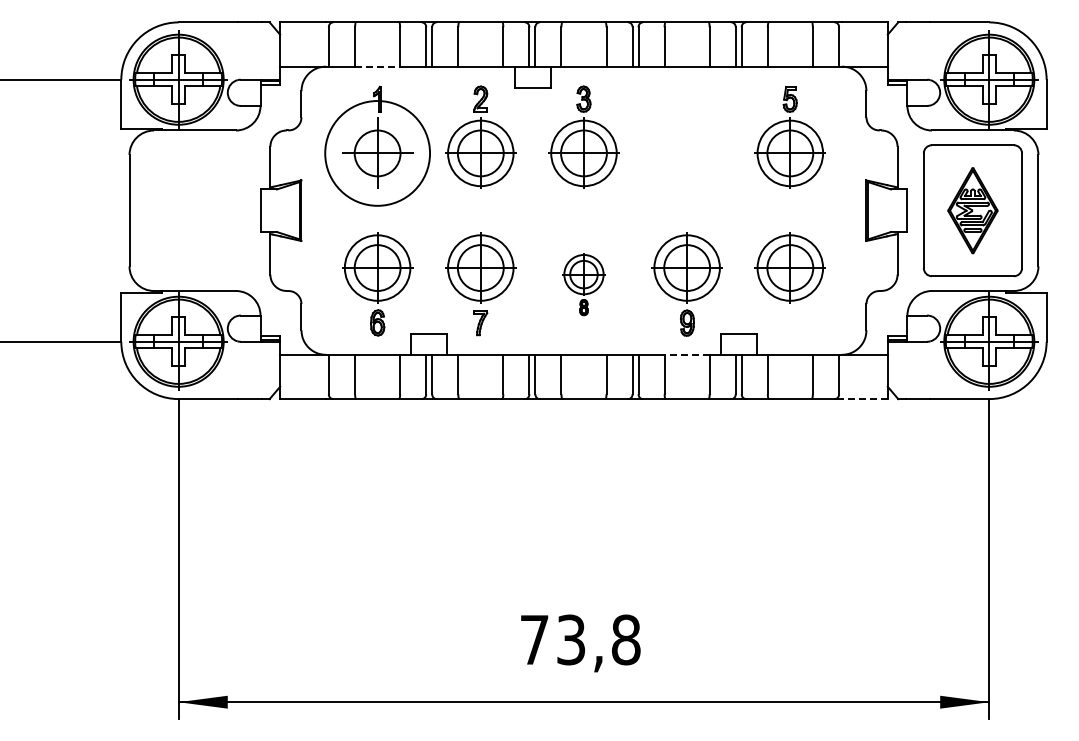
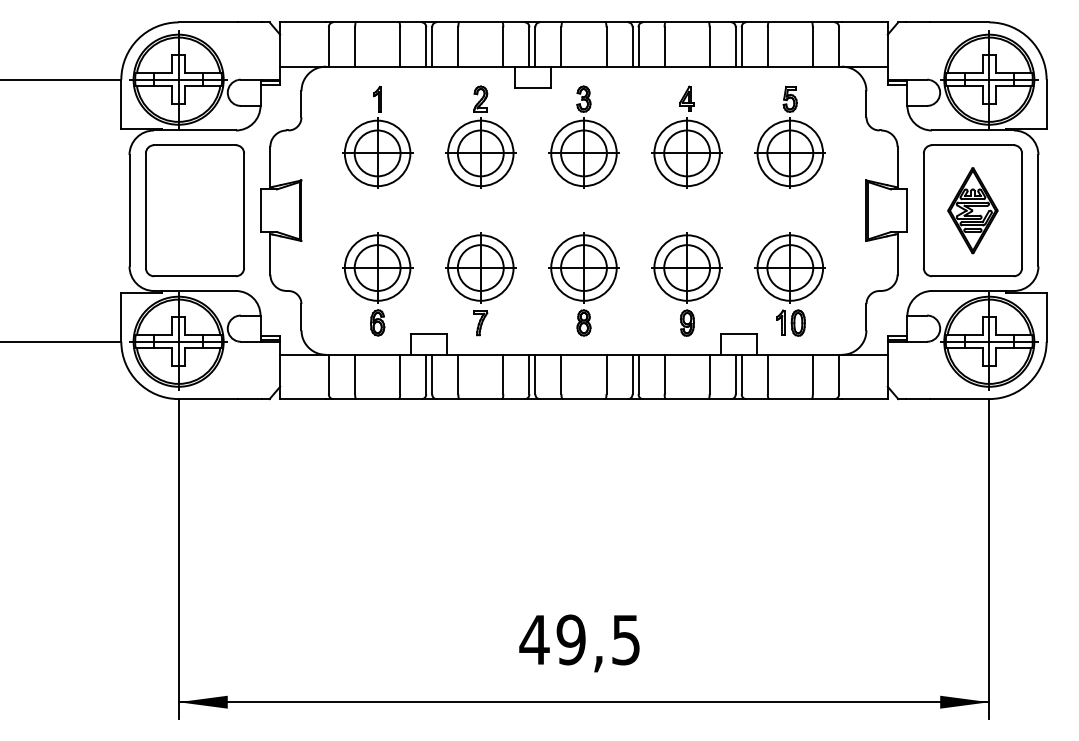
line: dashed -> solid (377, 66)
part: none -> present (686, 136)
circle diameter: 105 px -> 66 px (377, 153)
part: none -> present (194, 210)
part size: 44x64 px -> 72x105 px (583, 284)
part: none -> present (790, 322)
line: dashed -> solid (687, 354)
line: dashed -> solid (864, 399)
text: 73,8 -> 49,5 (579, 639)
